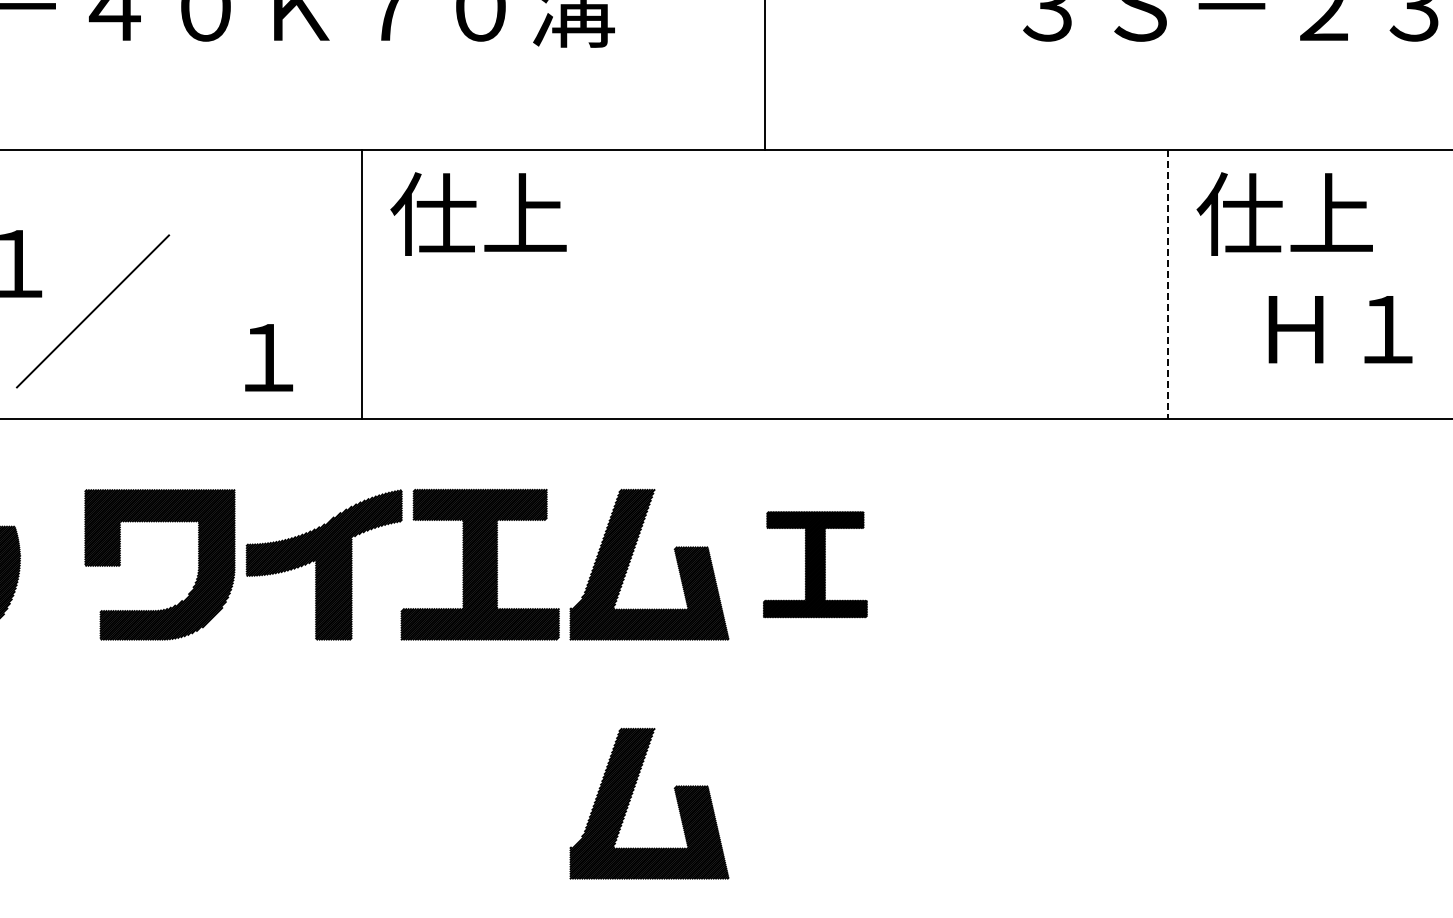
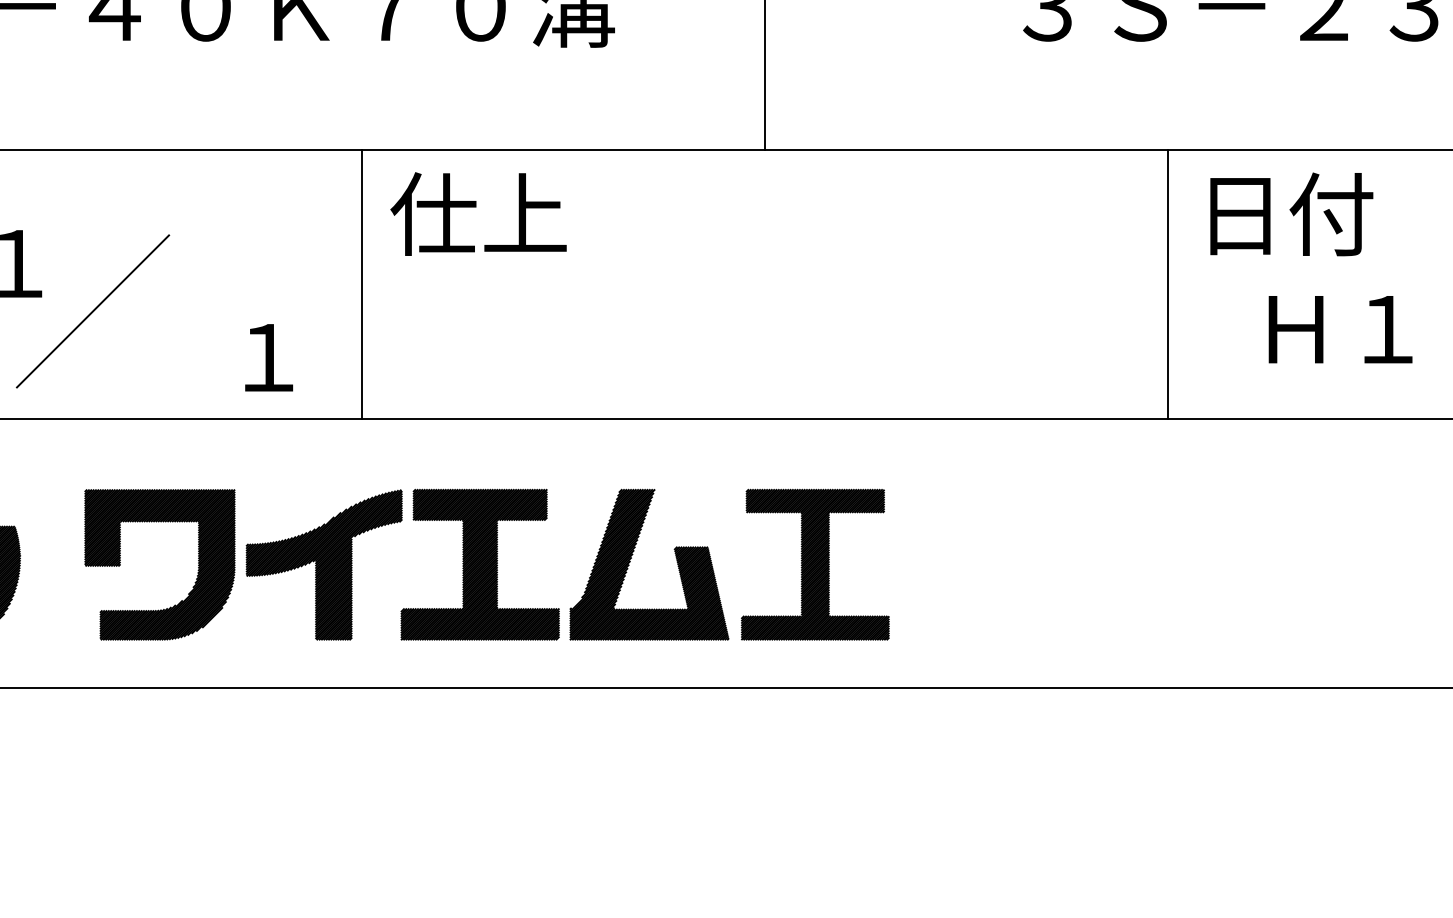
text: 仕上 -> 日付 (1284, 214)
line: dashed -> solid (1167, 285)
part size: 105x108 px -> 149x153 px (815, 564)
line: none -> present (725, 687)
part: present -> none (633, 793)
